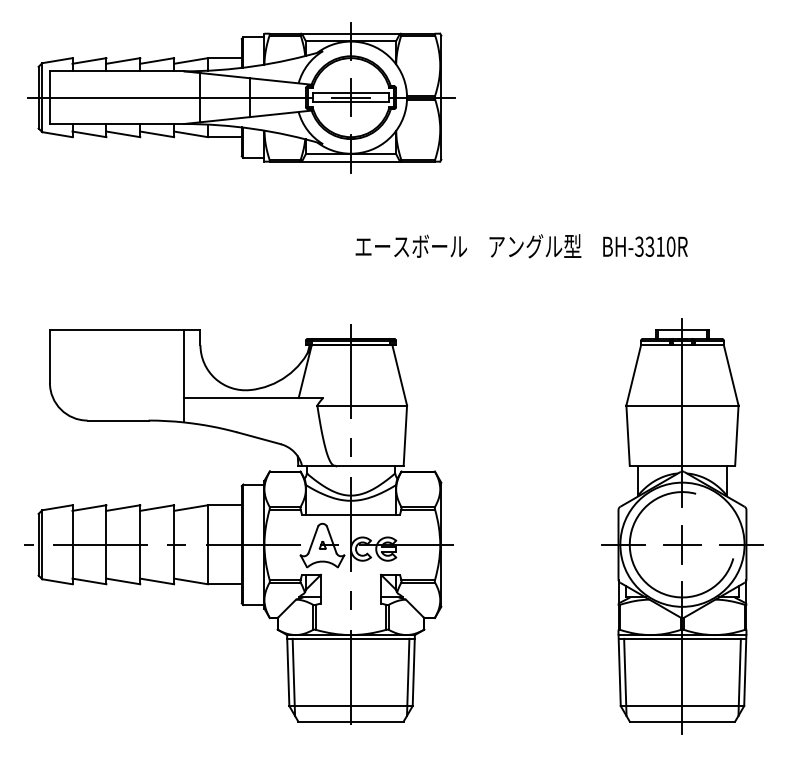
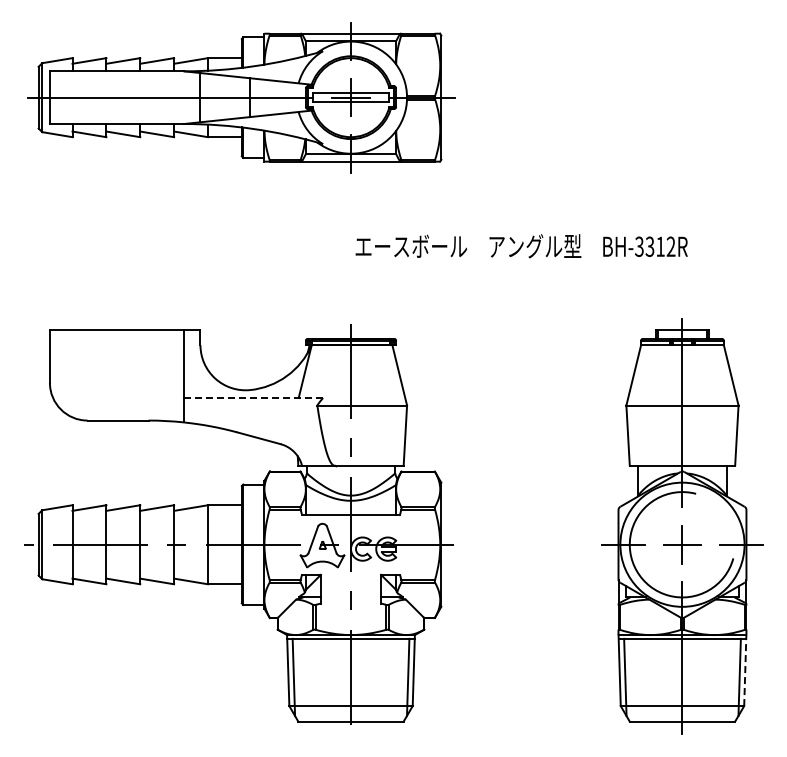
text: BH-3310R -> BH-3312R (670, 246)
line: solid -> dashed (254, 398)
line: solid -> dashed (745, 670)
